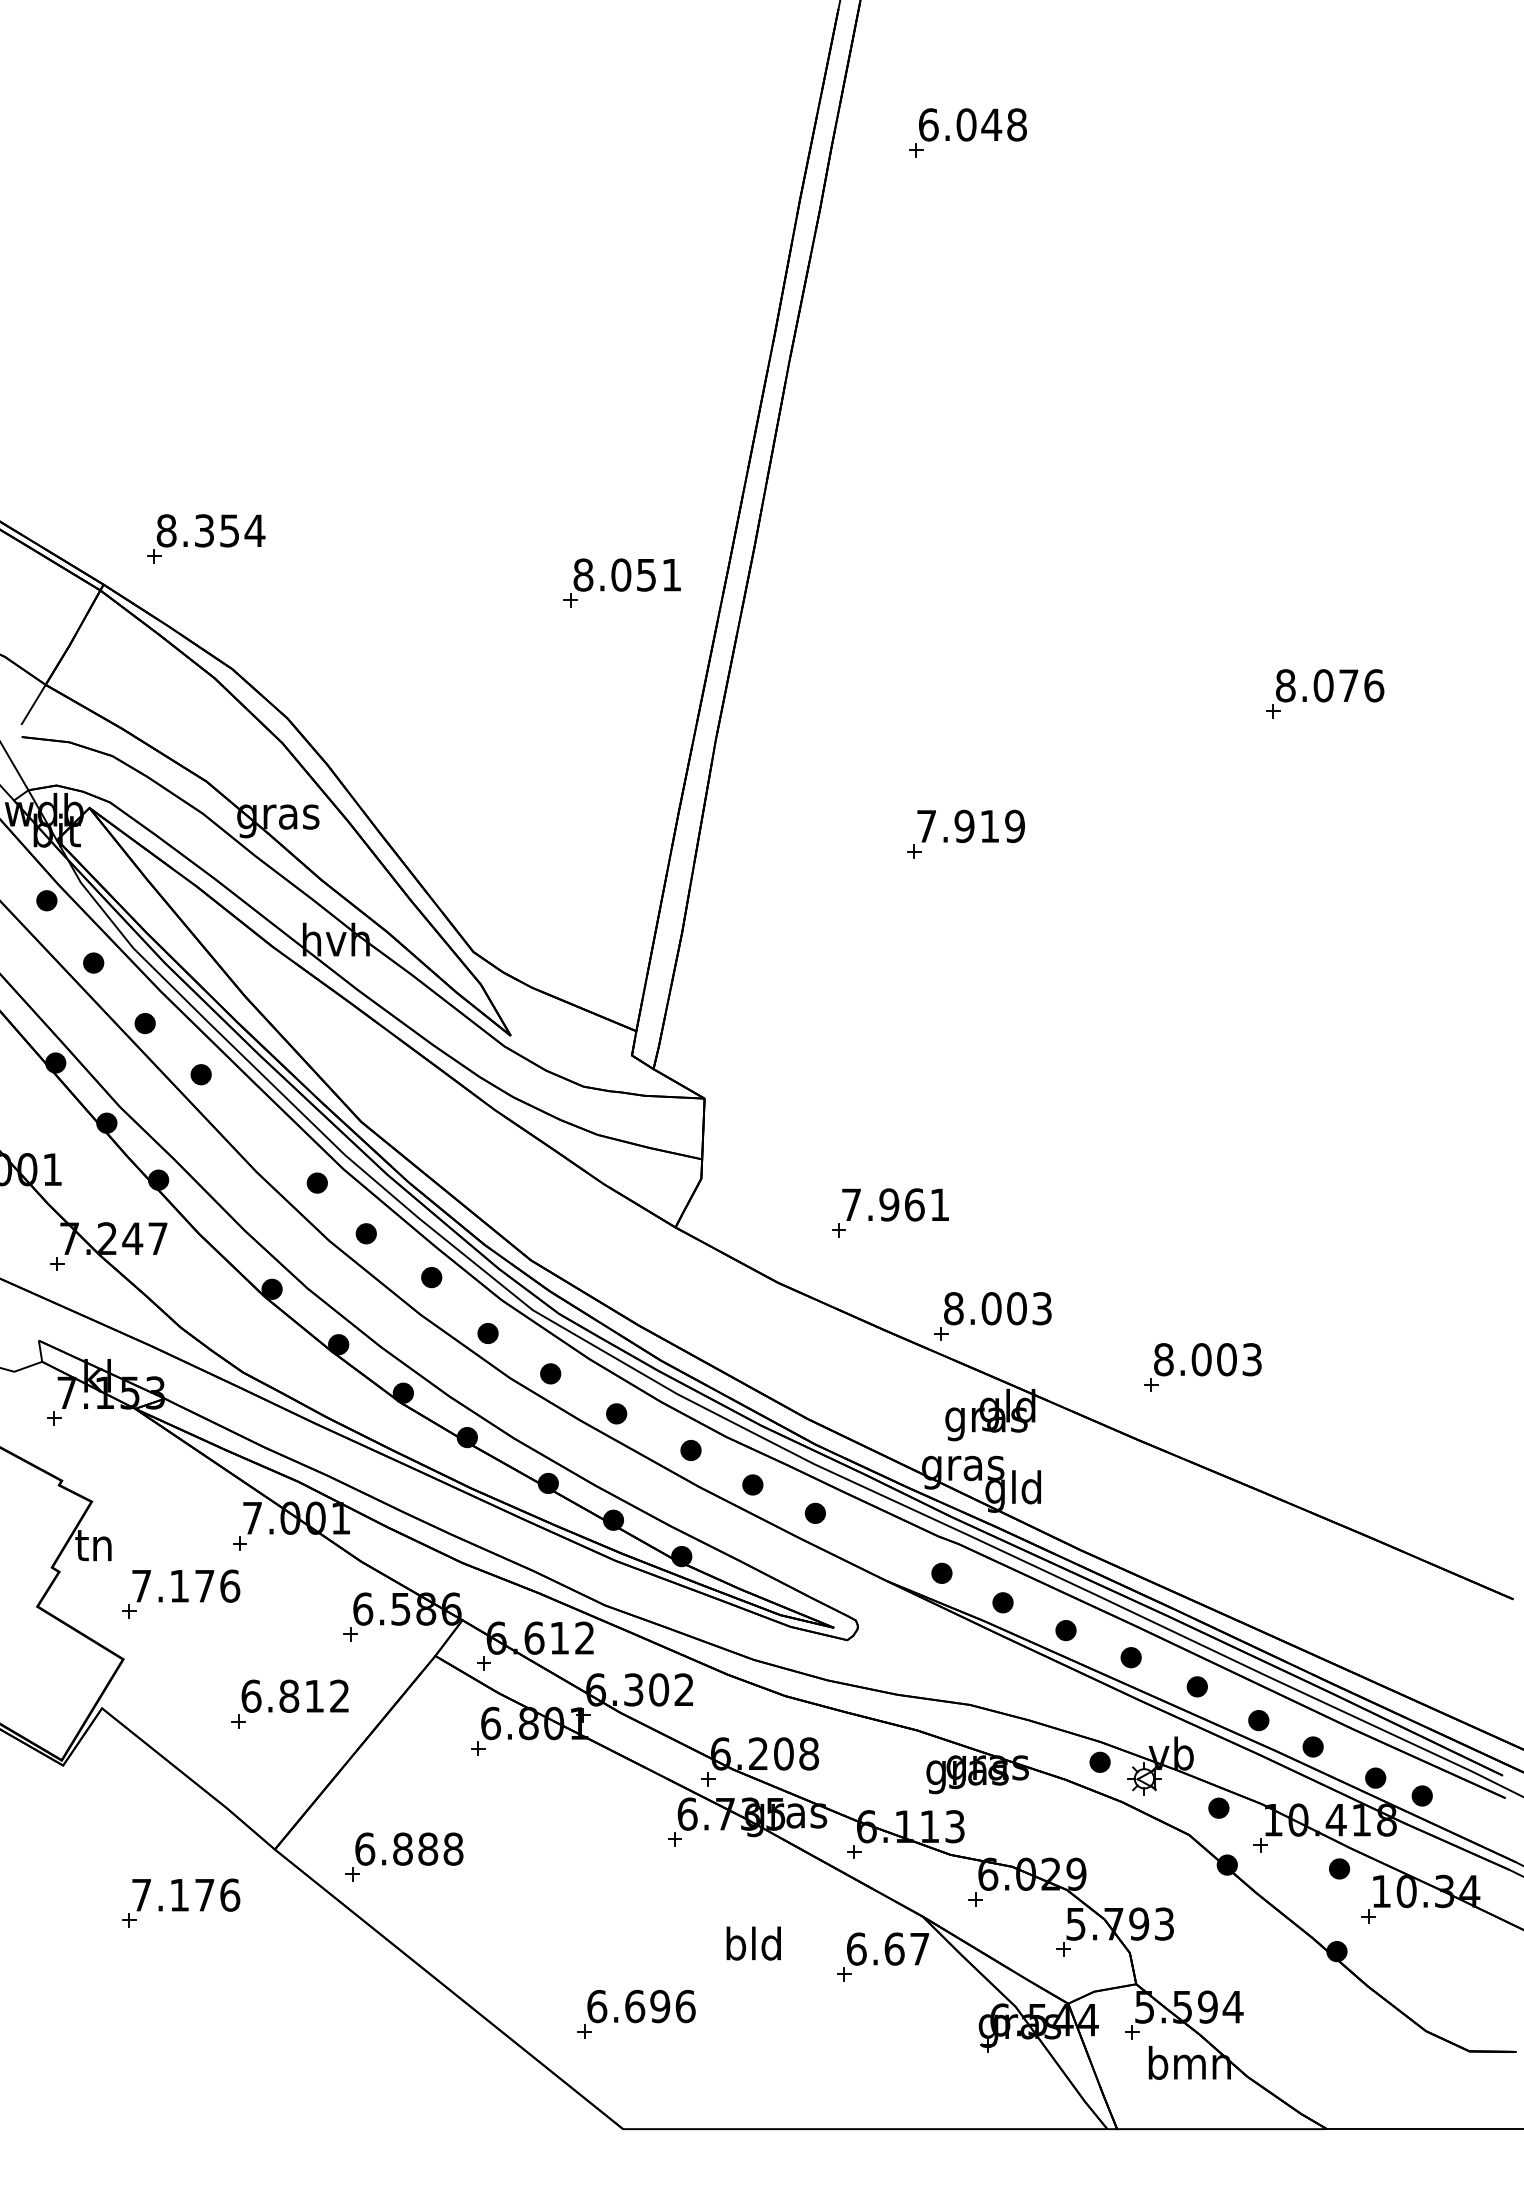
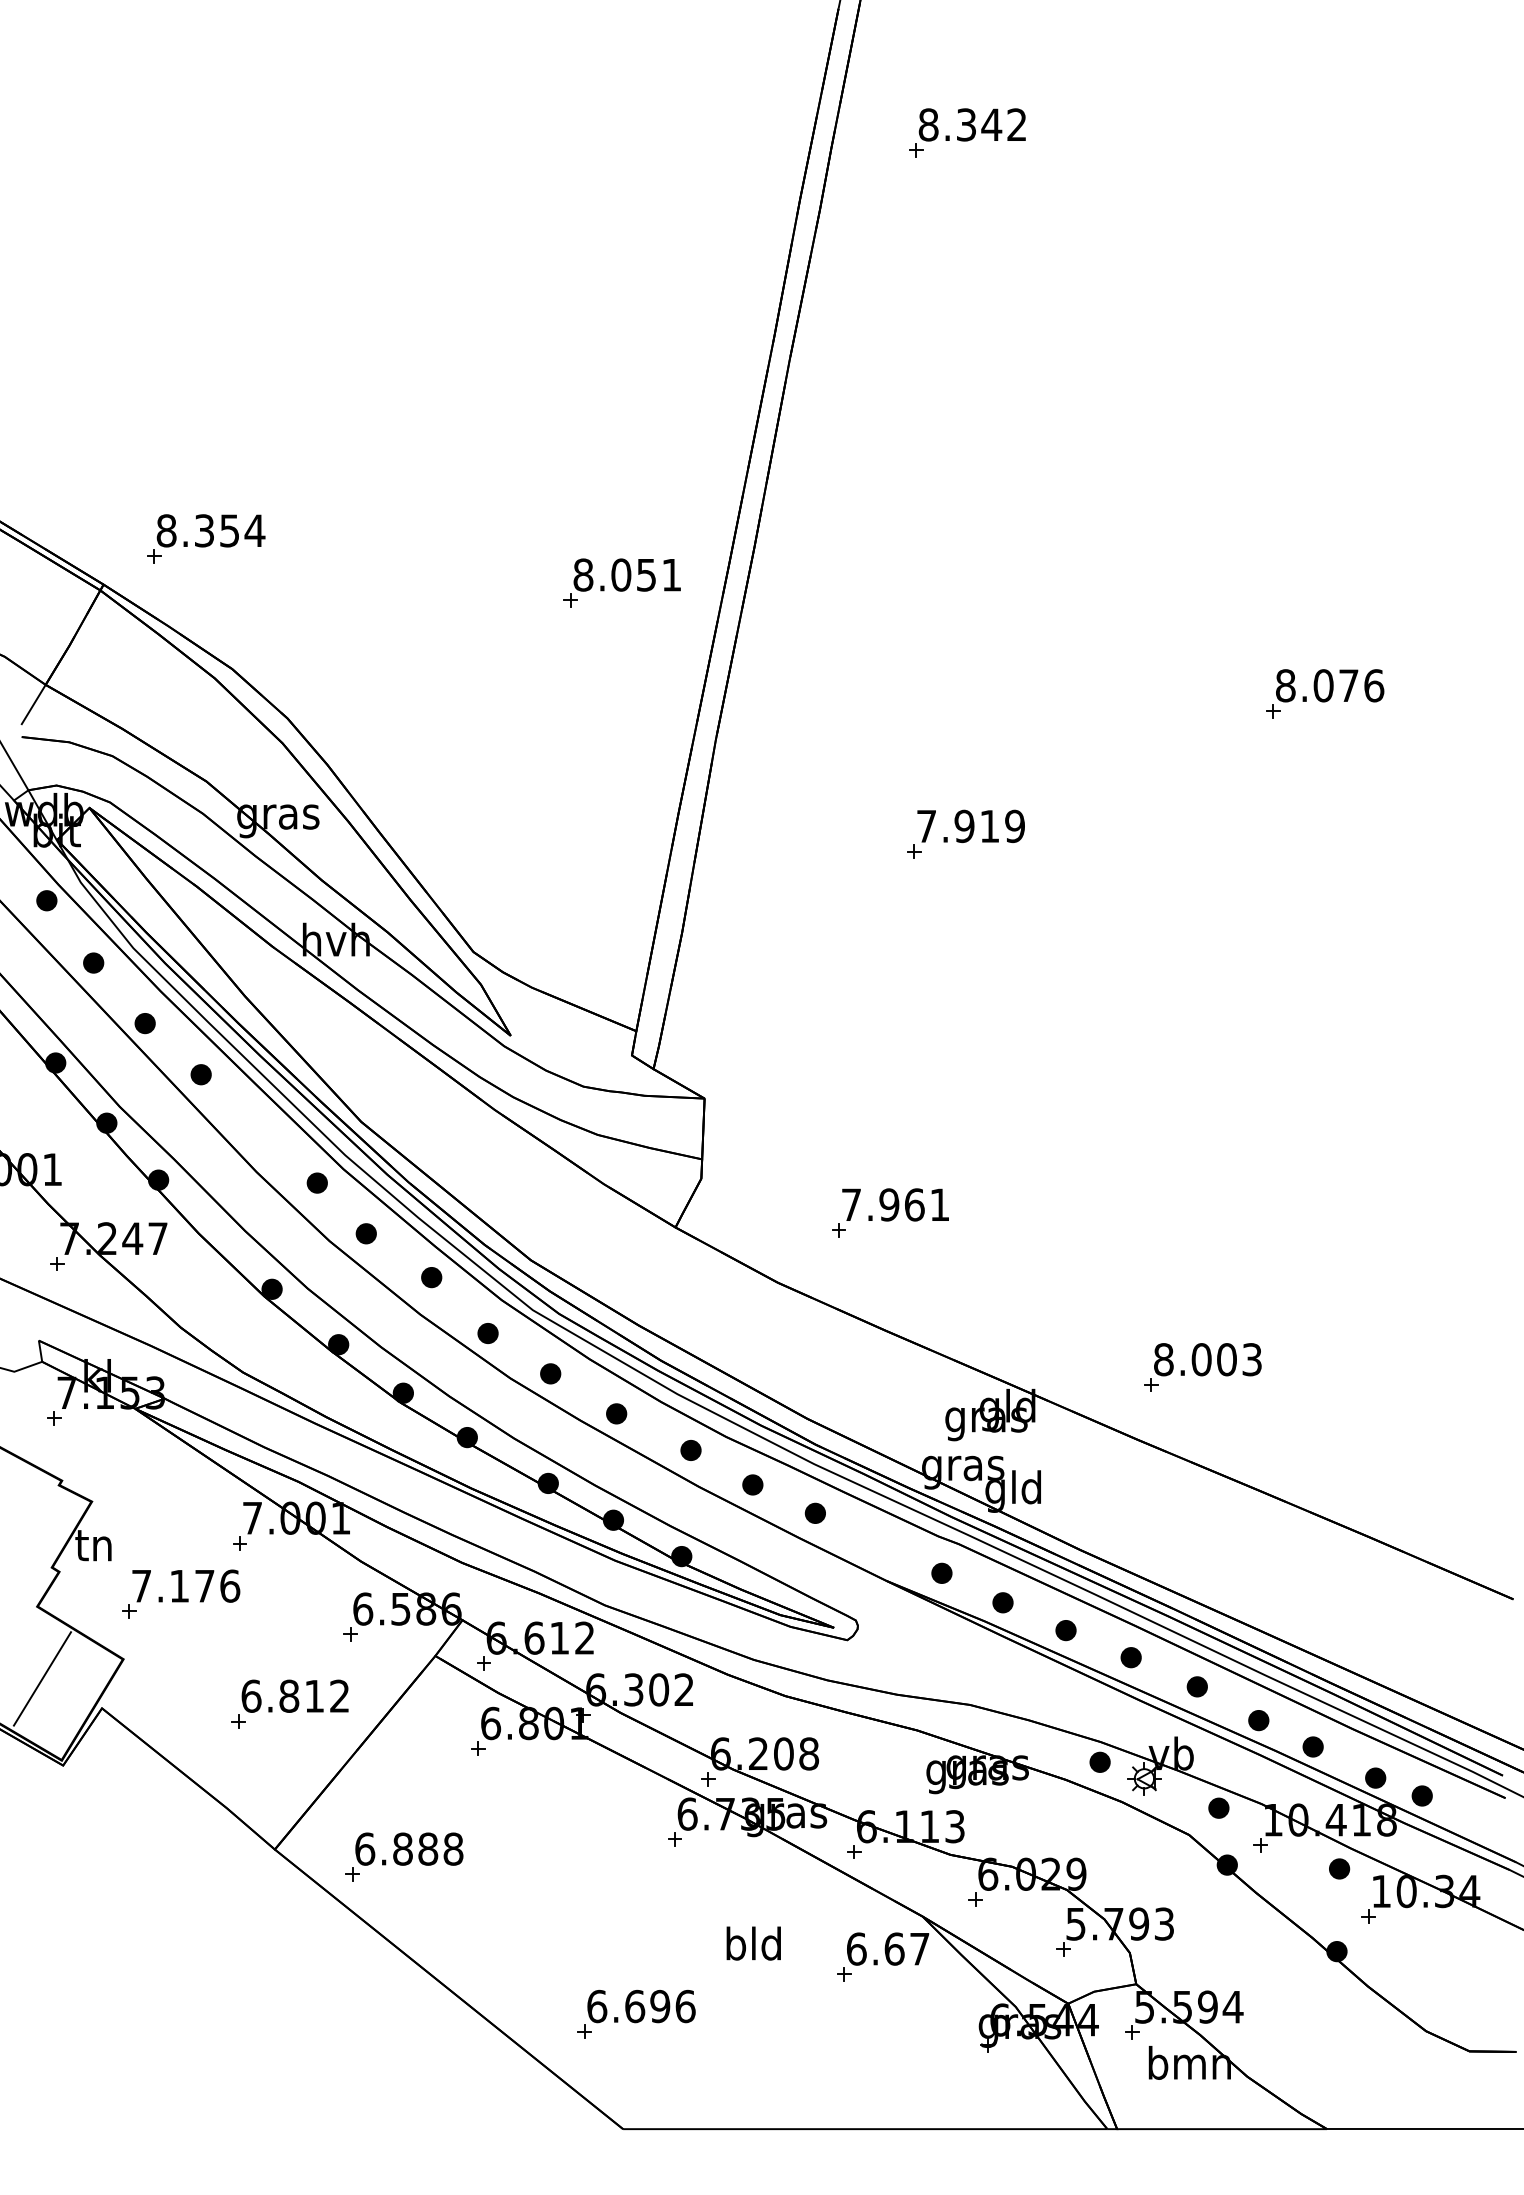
text: 6.048 -> 8.342 (972, 124)
part: present -> none (992, 1316)
line: none -> present (42, 1678)
part: present -> none (181, 1902)
